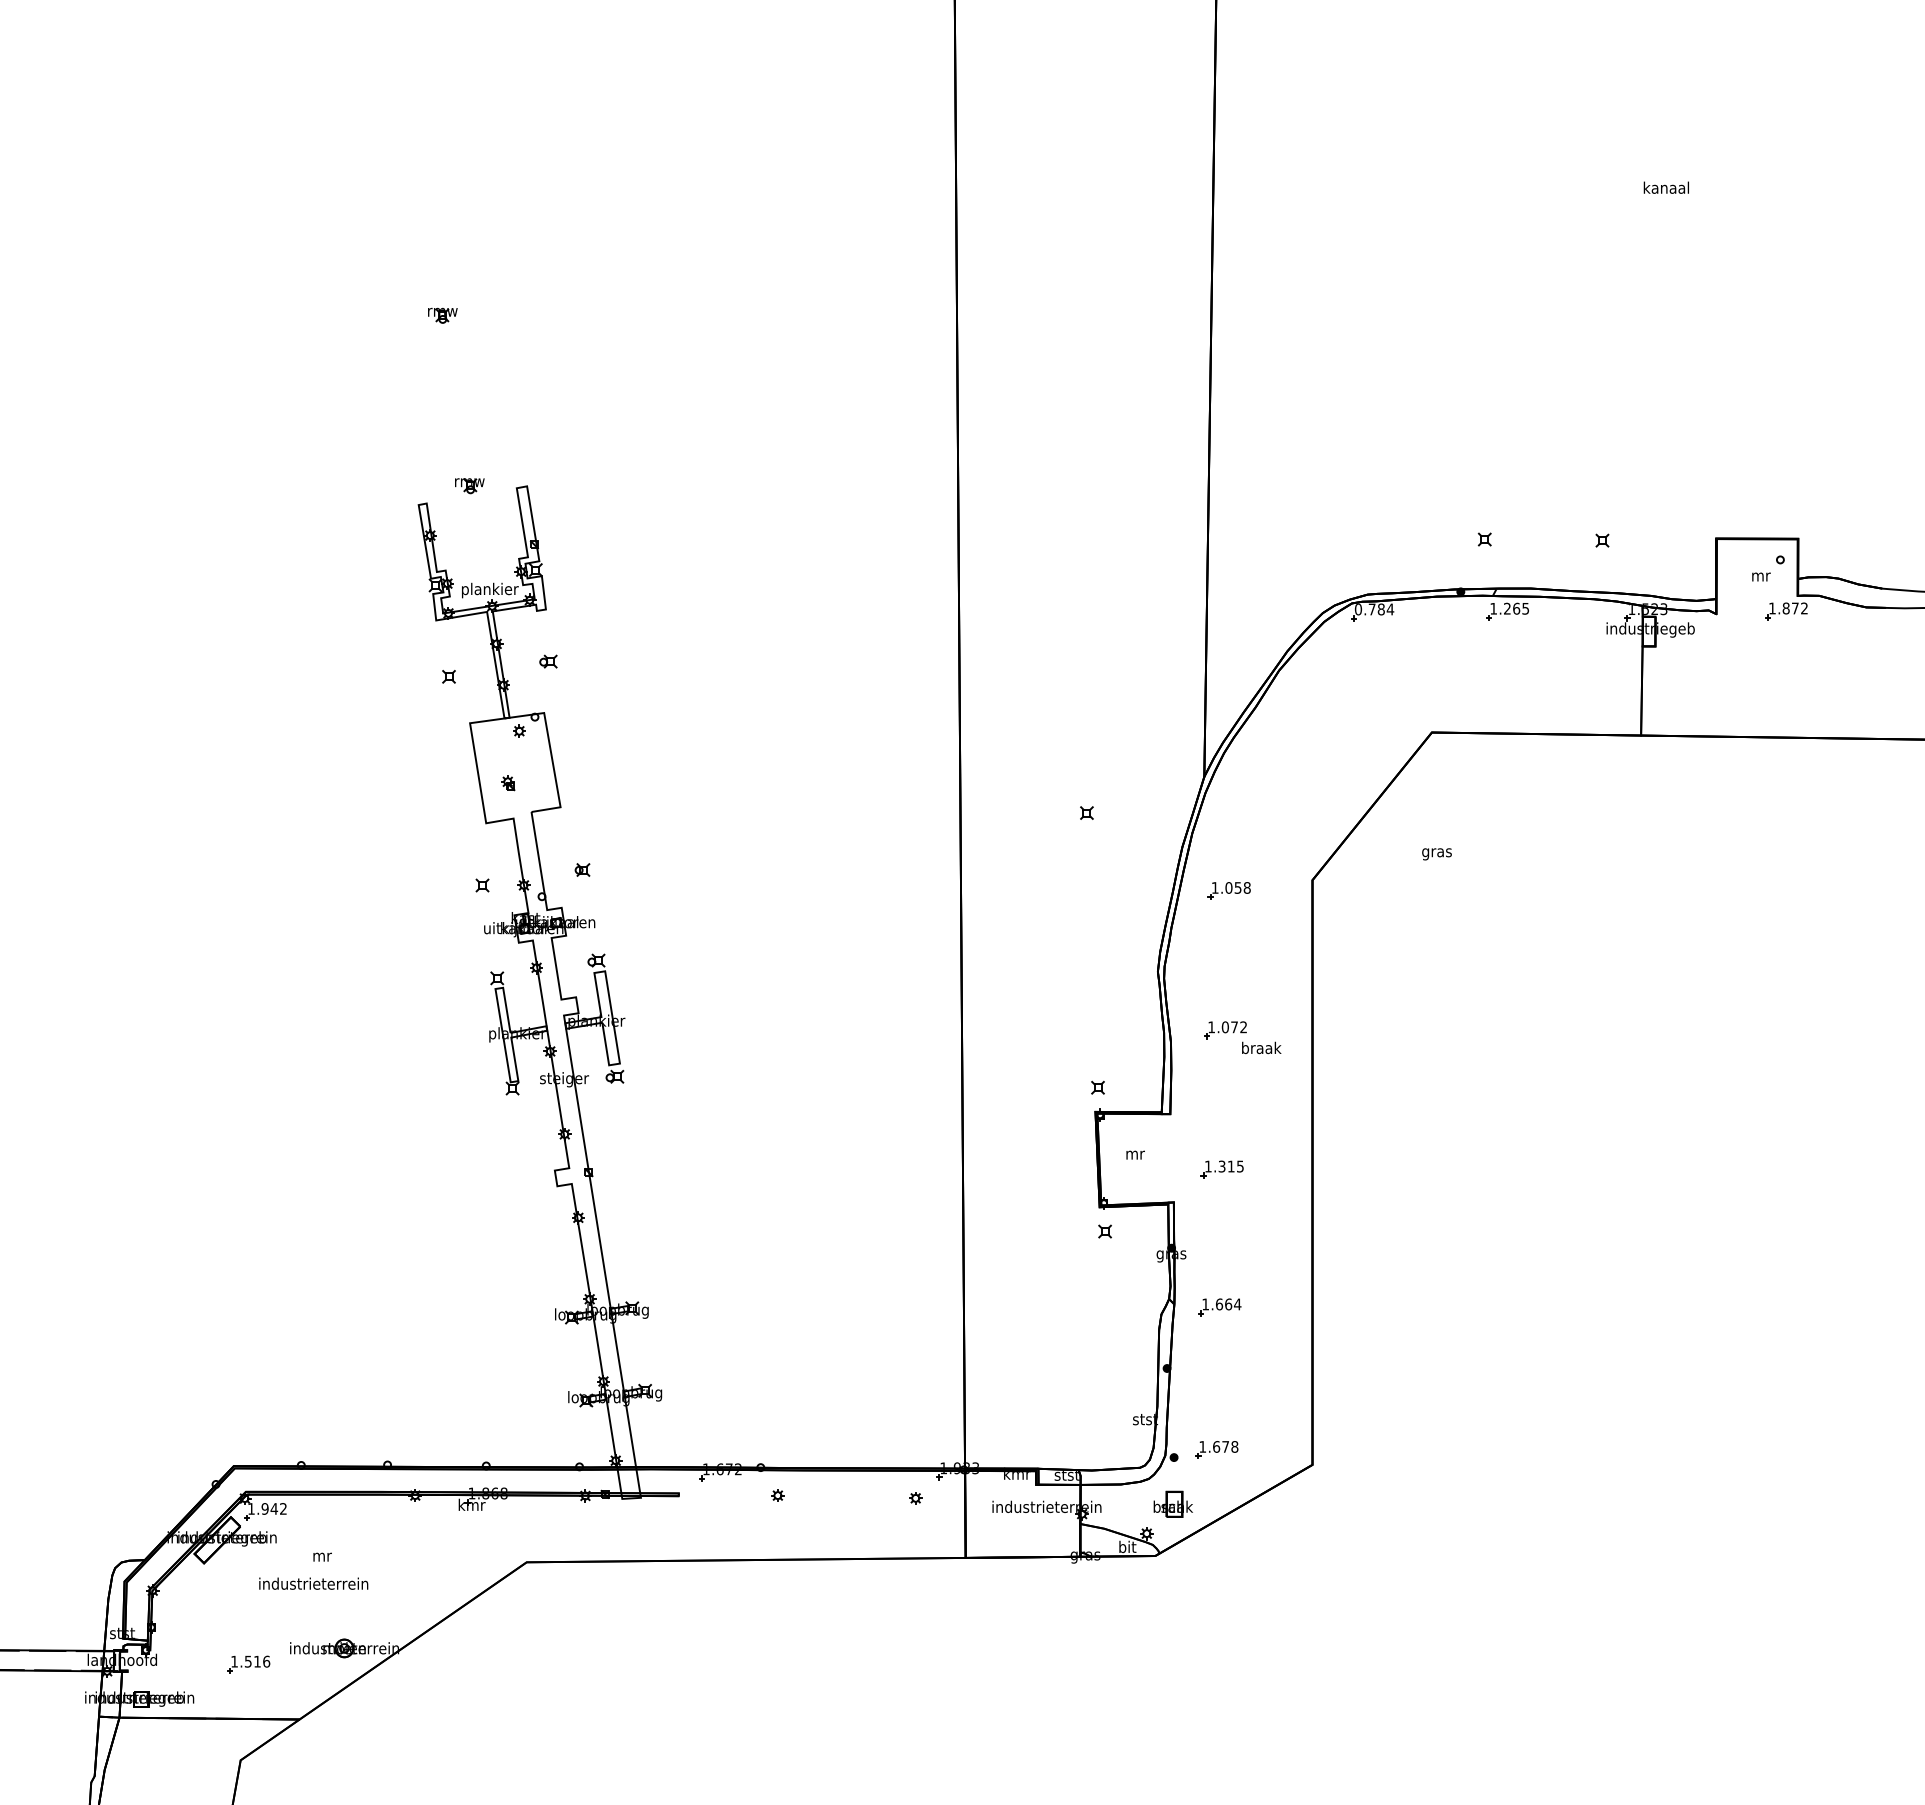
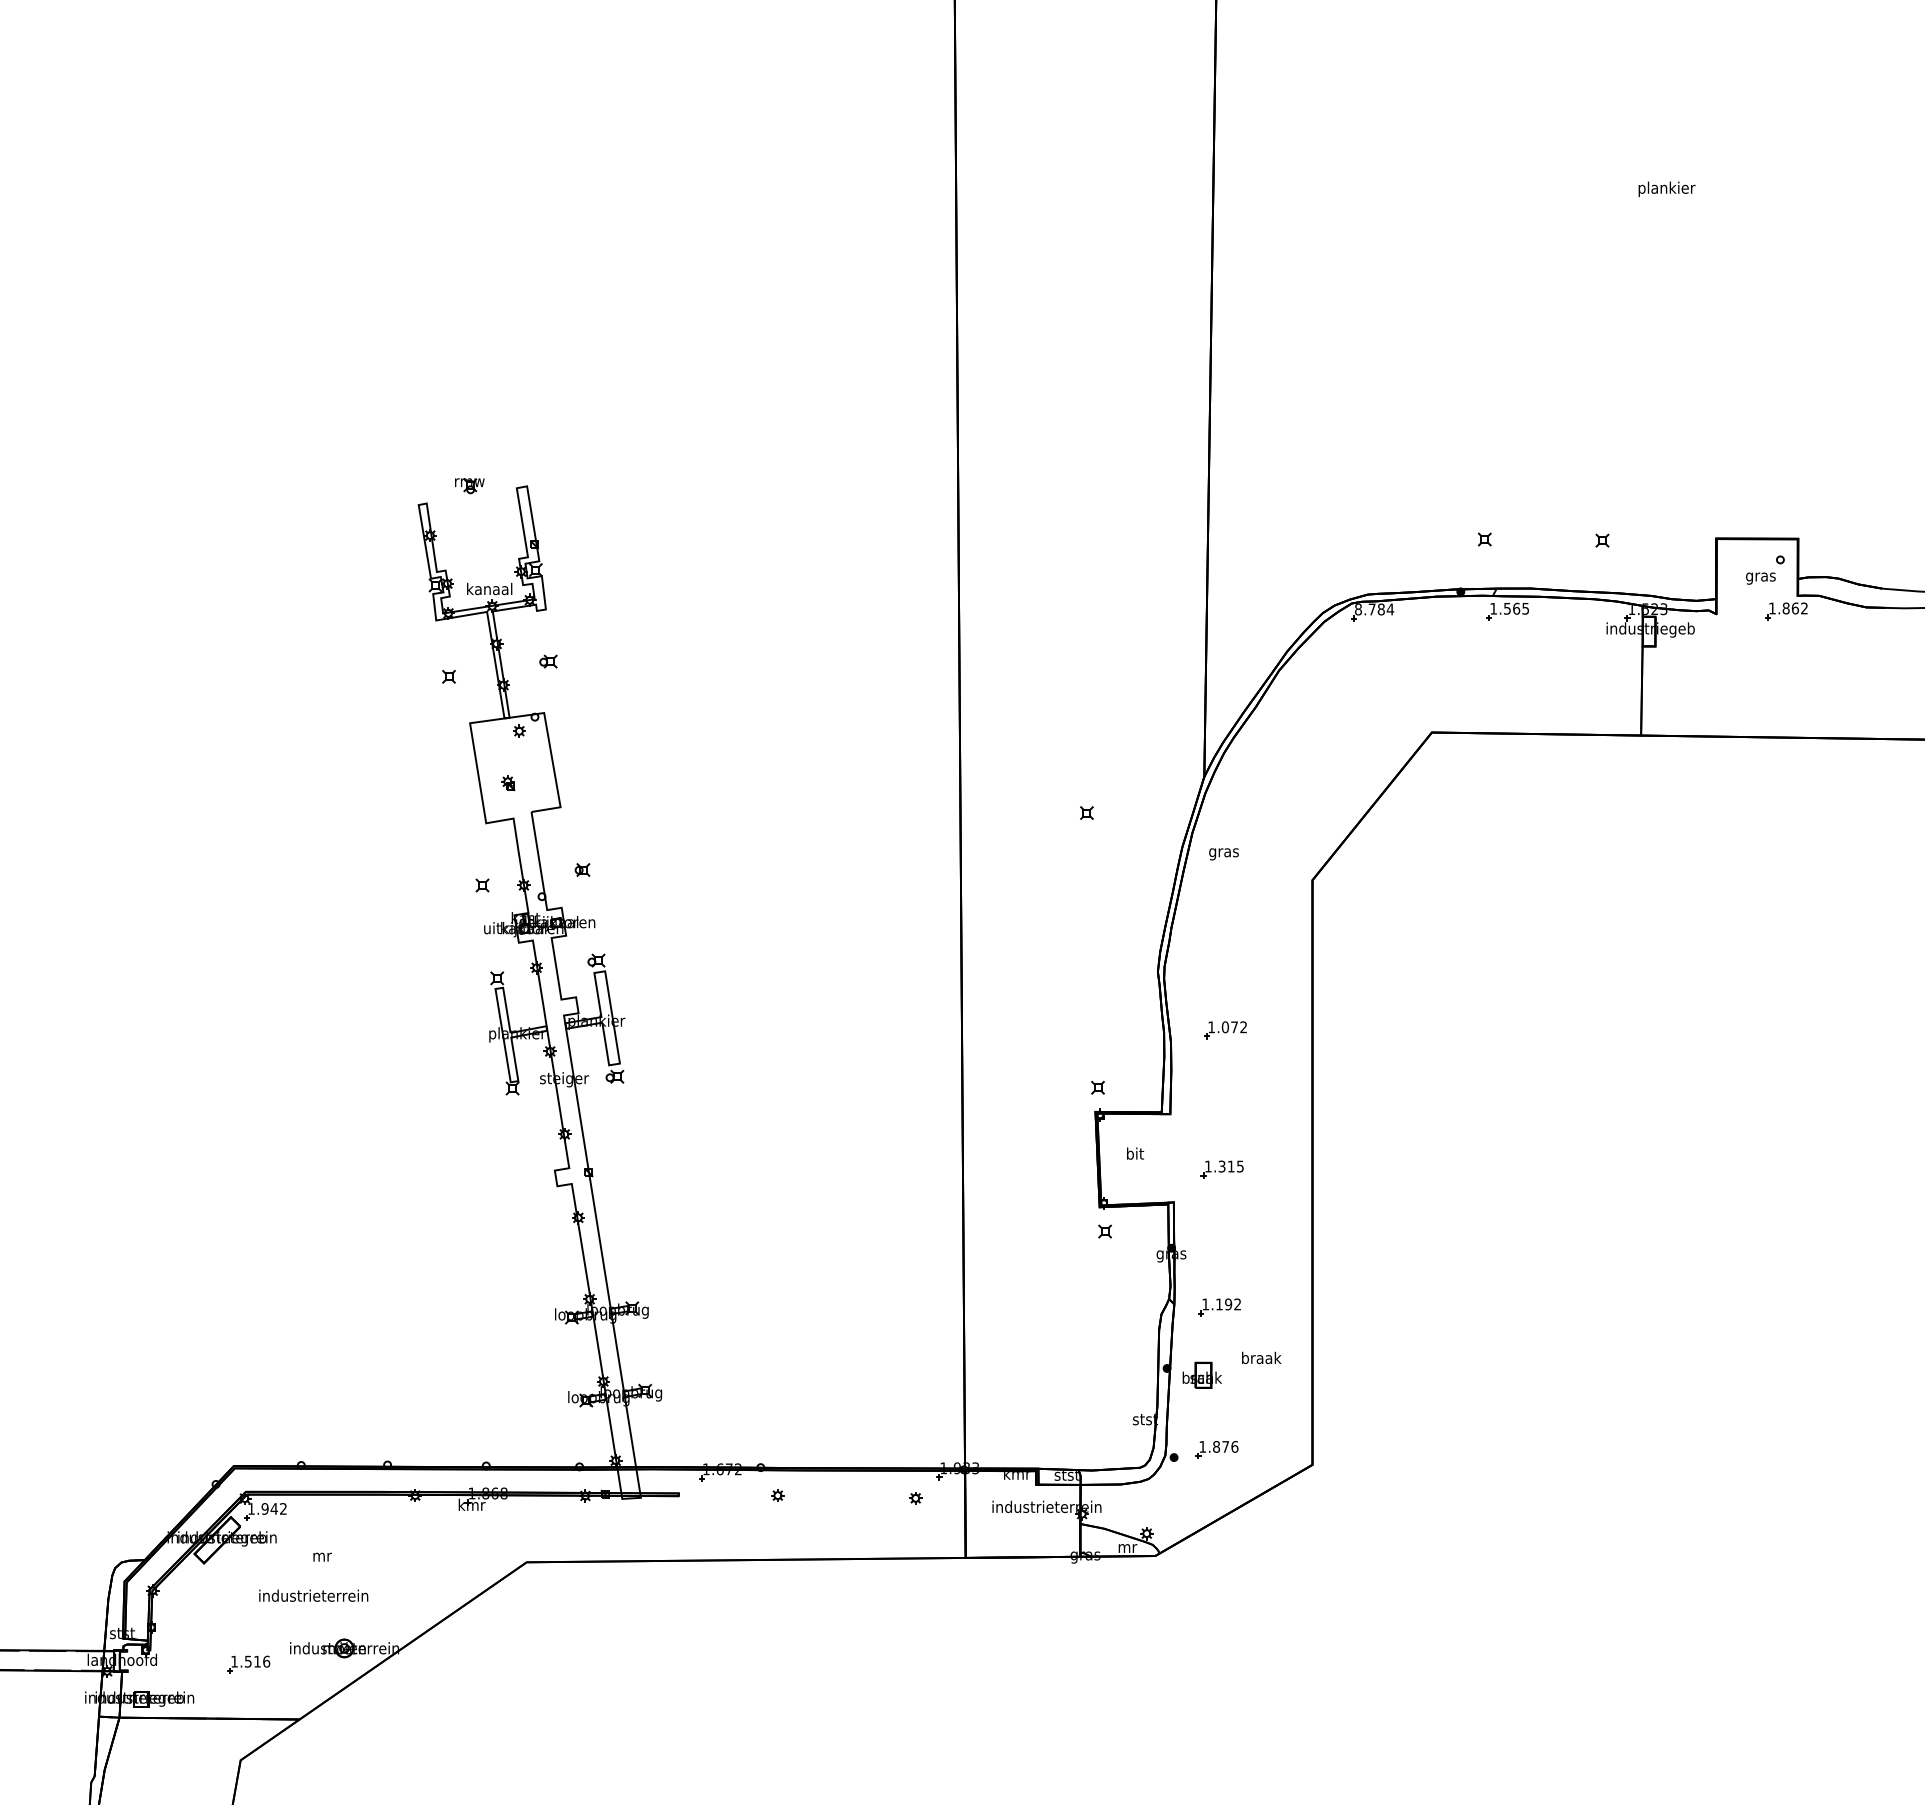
text: kanaal -> plankier (1666, 188)
part: present -> none (442, 315)
text: mr -> gras (1760, 578)
text: plankier -> kanaal (490, 590)
text: 1.265 -> 1.565 (1507, 608)
text: 1.872 -> 1.862 (1794, 608)
text: 0.784 -> 8.784 (1358, 609)
text position: (1436, 854) -> (1223, 854) (1223, 854)
part: present -> none (1228, 890)
text position: (1261, 1047) -> (1261, 1357) (1261, 1357)
text: mr -> bit (1135, 1153)
text: 1.664 -> 1.192 (1228, 1304)
text: 1.678 -> 1.876 (1225, 1446)
part position: (1172, 1503) -> (1201, 1374) (1201, 1374)
text: bit -> mr (1127, 1546)
text position: (313, 1583) -> (313, 1595) (313, 1595)
